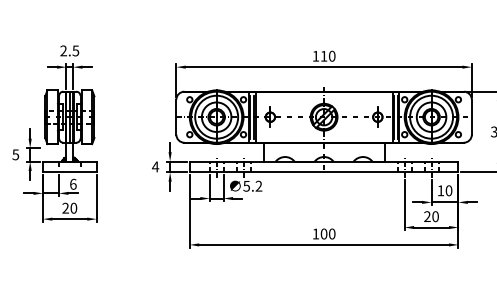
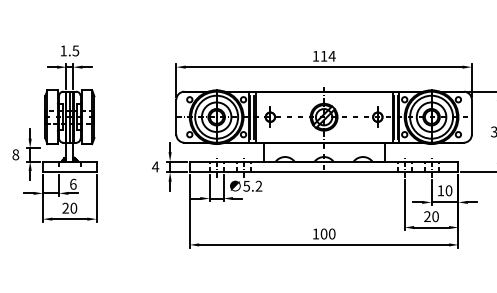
text: 2.5 -> 1.5 (63, 50)
text: 110 -> 114 (331, 55)
text: 5 -> 8 (15, 154)
